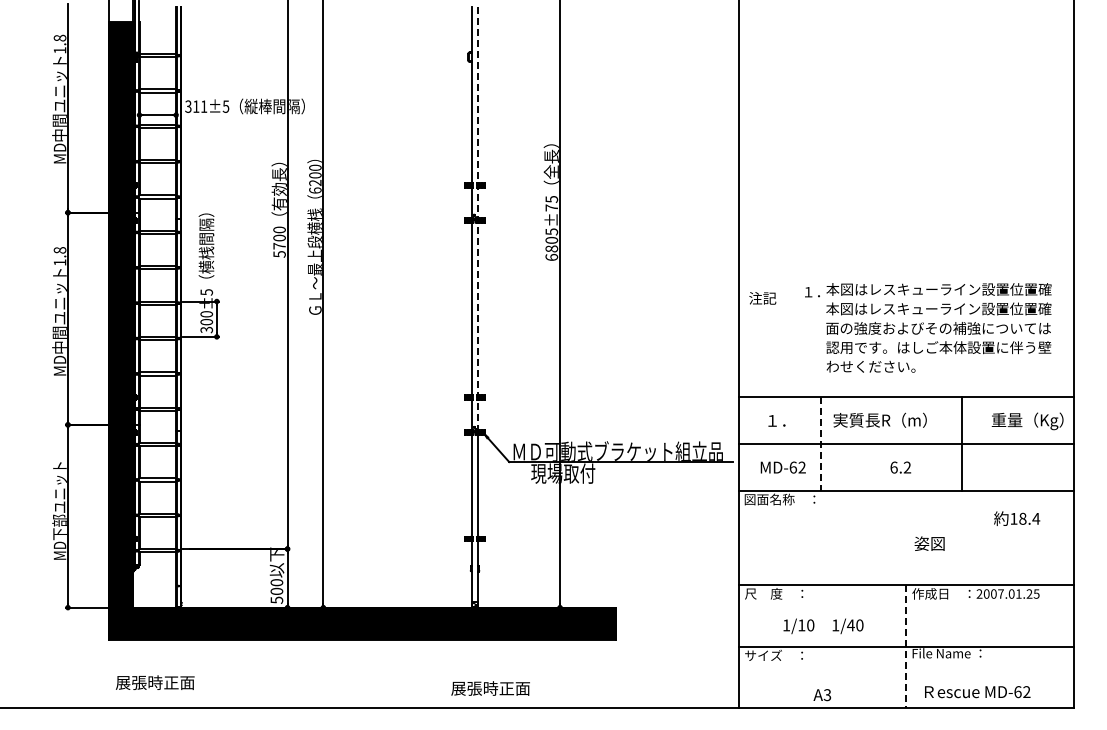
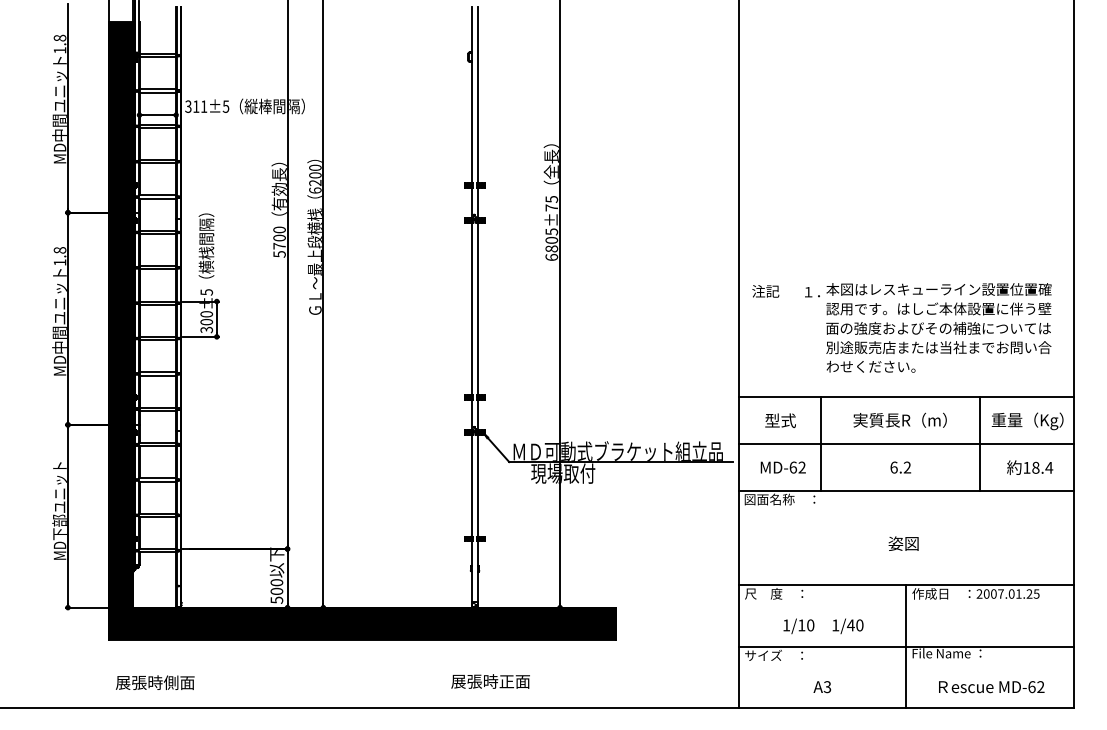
line: dashed -> solid (477, 219)
text position: (762, 298) -> (765, 291) (765, 291)
text: 本図はレスキューライン設置位置確 -> 認用です。はしご本体設置に伴う壁 (938, 308)
text: 認用です。はしご本体設置に伴う壁 -> 別途販売店または当社までお問い合 (938, 347)
text position: (879, 419) -> (899, 419) (899, 419)
text: １． -> 型式 (780, 420)
line position: (961, 443) -> (979, 443) (979, 443)
line: dashed -> solid (820, 444)
text position: (1017, 518) -> (1030, 467) (1030, 467)
text position: (929, 543) -> (903, 543) (903, 543)
line: dashed -> solid (906, 647)
text: 展張時正面 -> 展張時側面 (171, 682)
text position: (490, 688) -> (490, 681) (490, 681)
text position: (977, 692) -> (991, 687) (991, 687)
text position: (822, 695) -> (822, 687) (822, 687)
